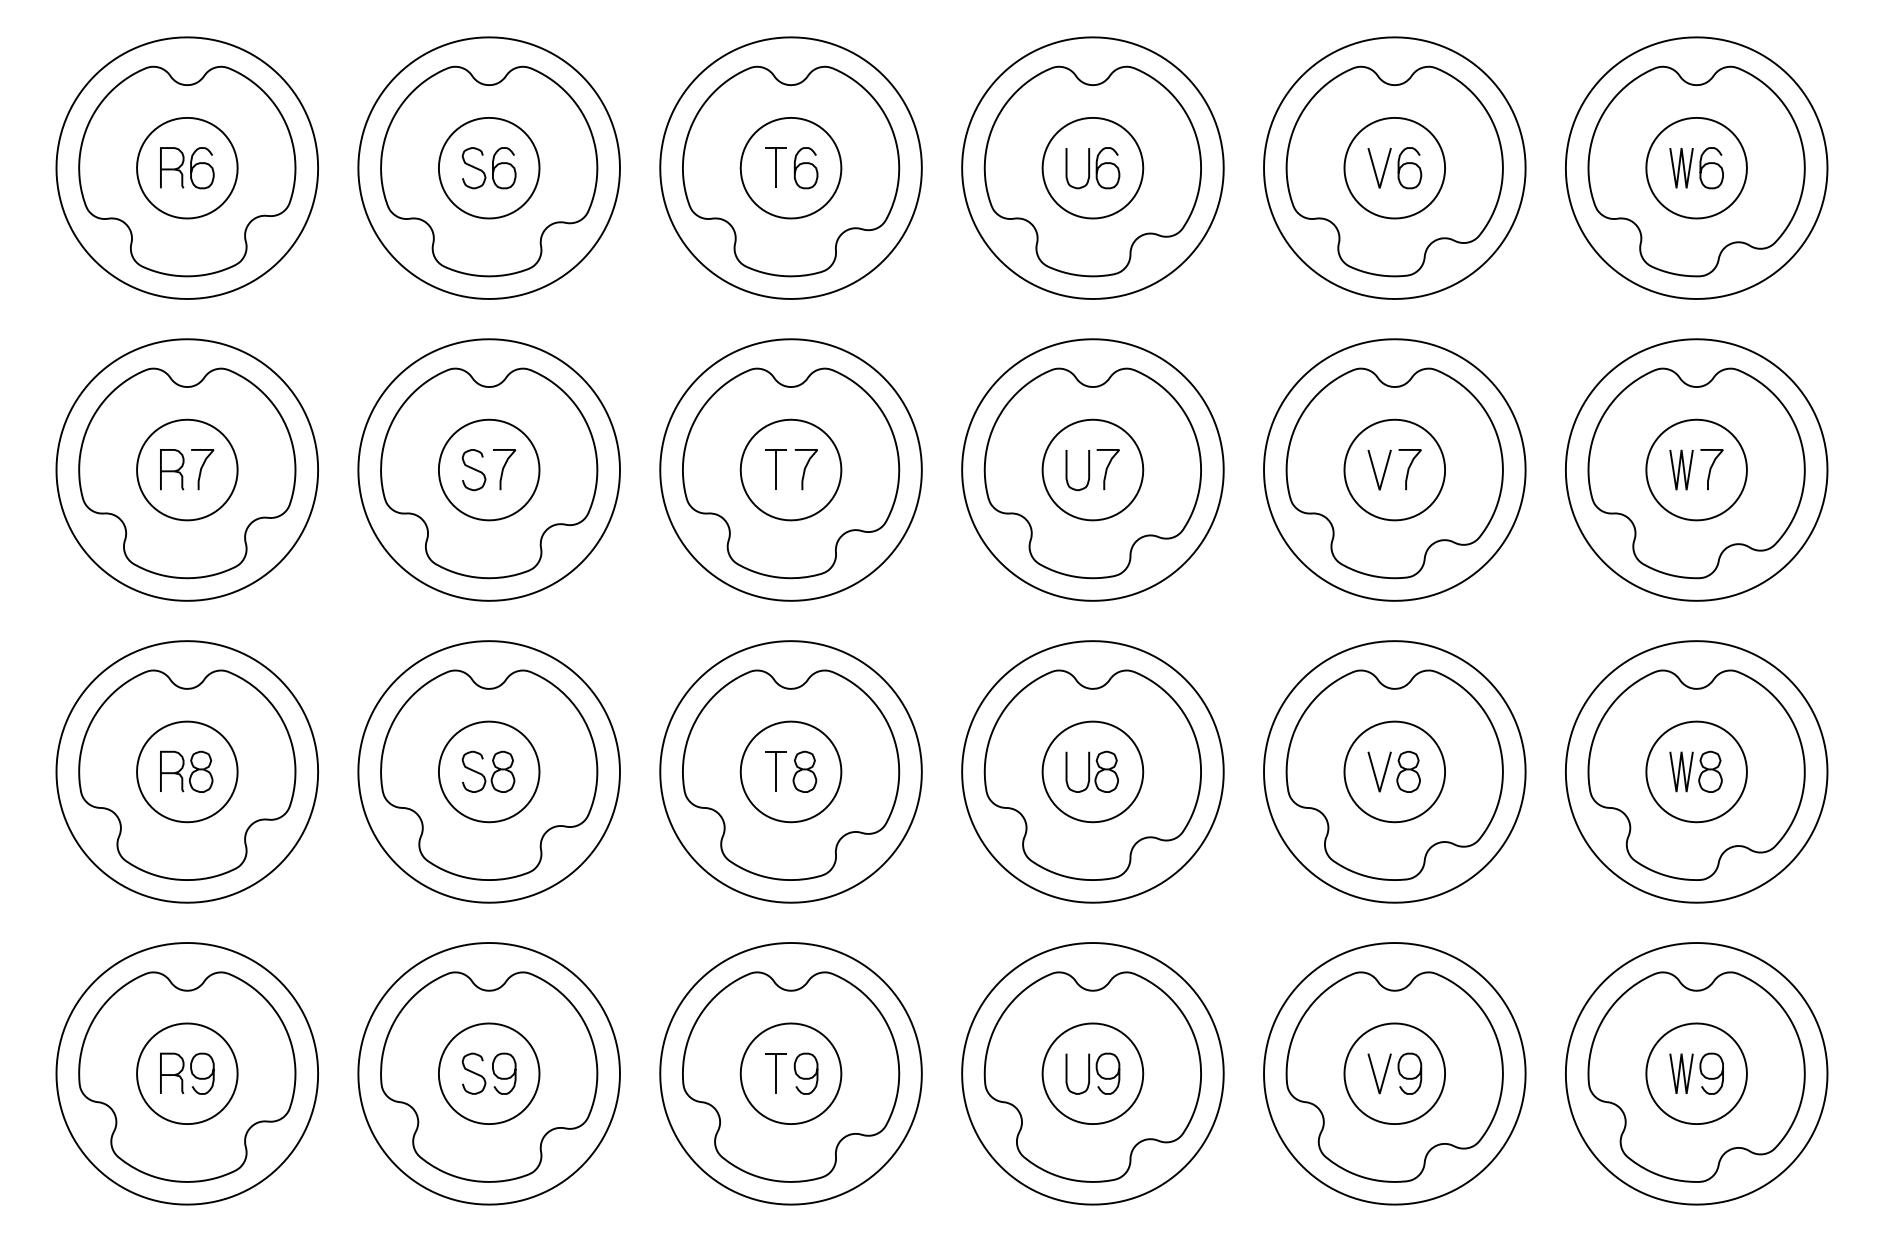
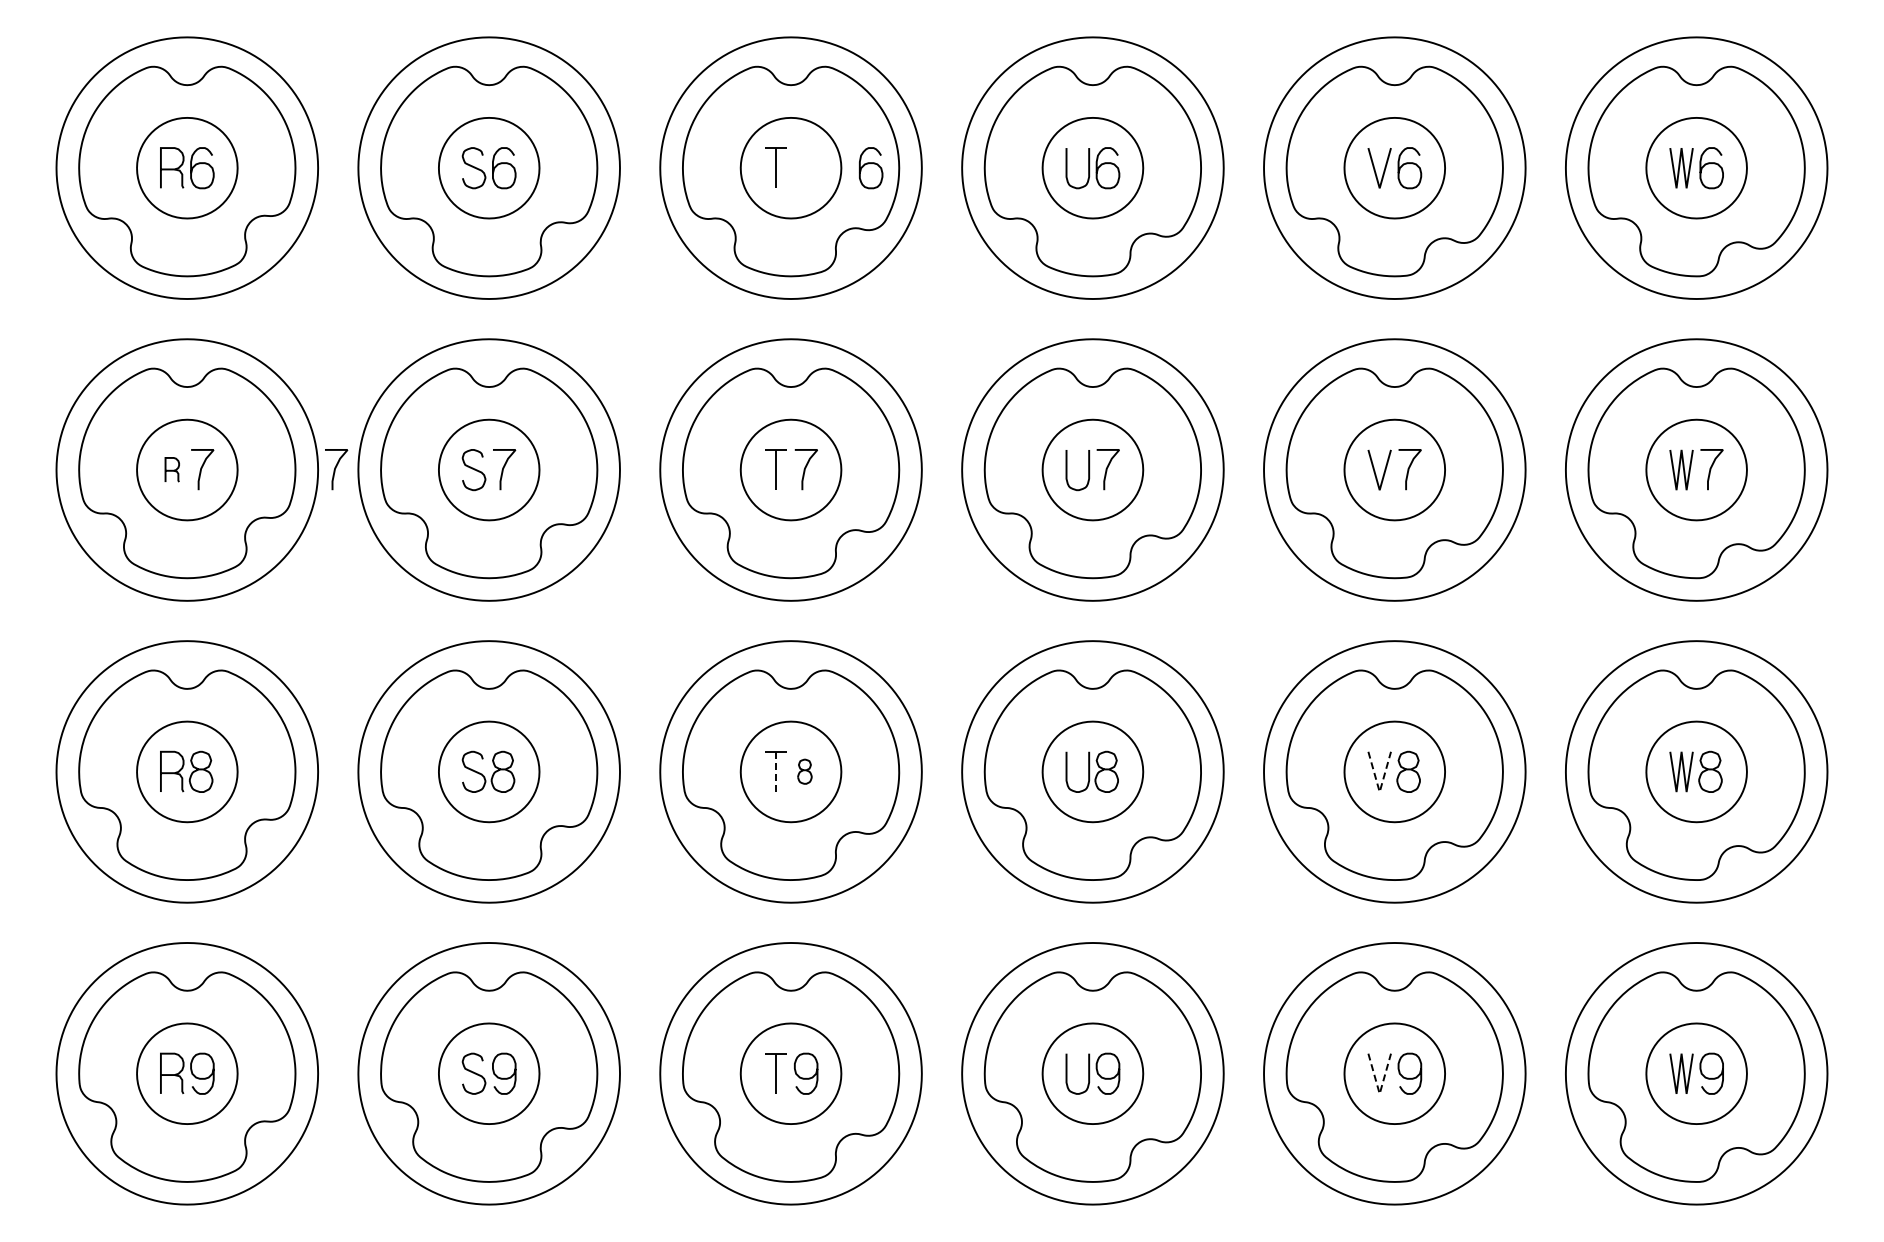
curve position: (803, 164) -> (868, 164) (868, 164)
curve: none -> present (336, 468)
part size: 25x42 px -> 16x26 px (171, 469)
part size: 26x43 px -> 16x27 px (804, 771)
line: solid -> dashed (775, 772)
line: solid -> dashed (1379, 792)
line: solid -> dashed (1379, 1093)
